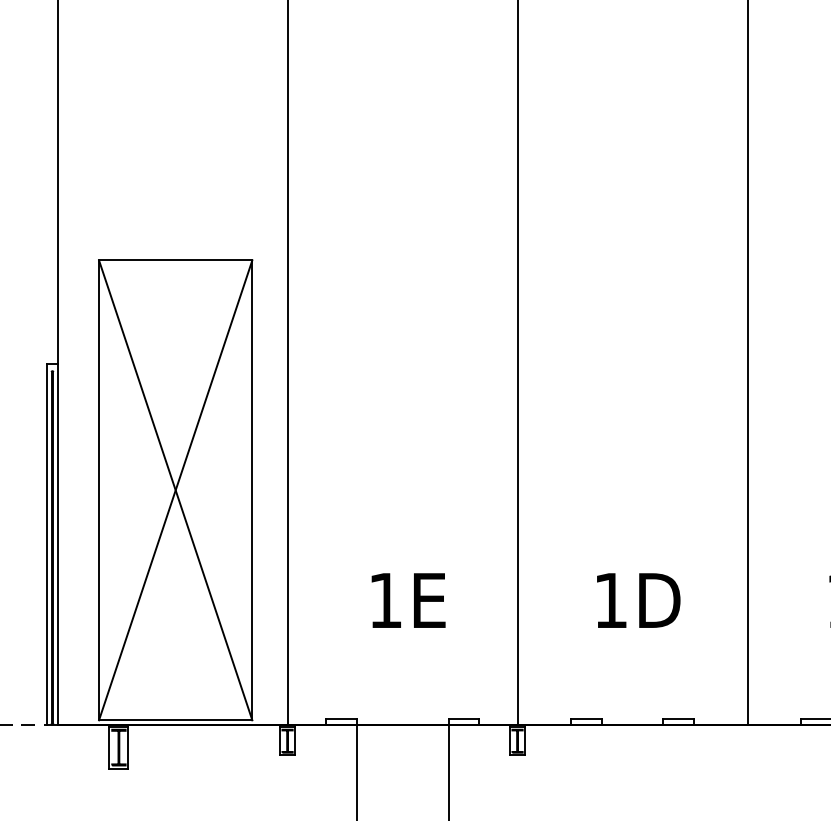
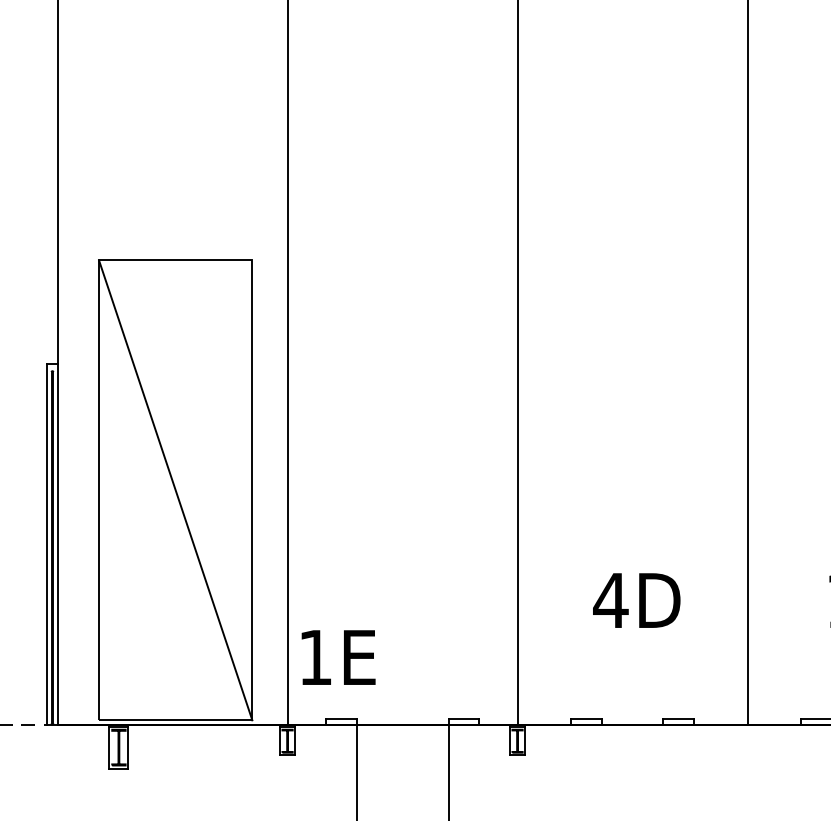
line: present -> none (175, 490)
text position: (408, 600) -> (338, 657) (338, 657)
text: 1D -> 4D (610, 600)
